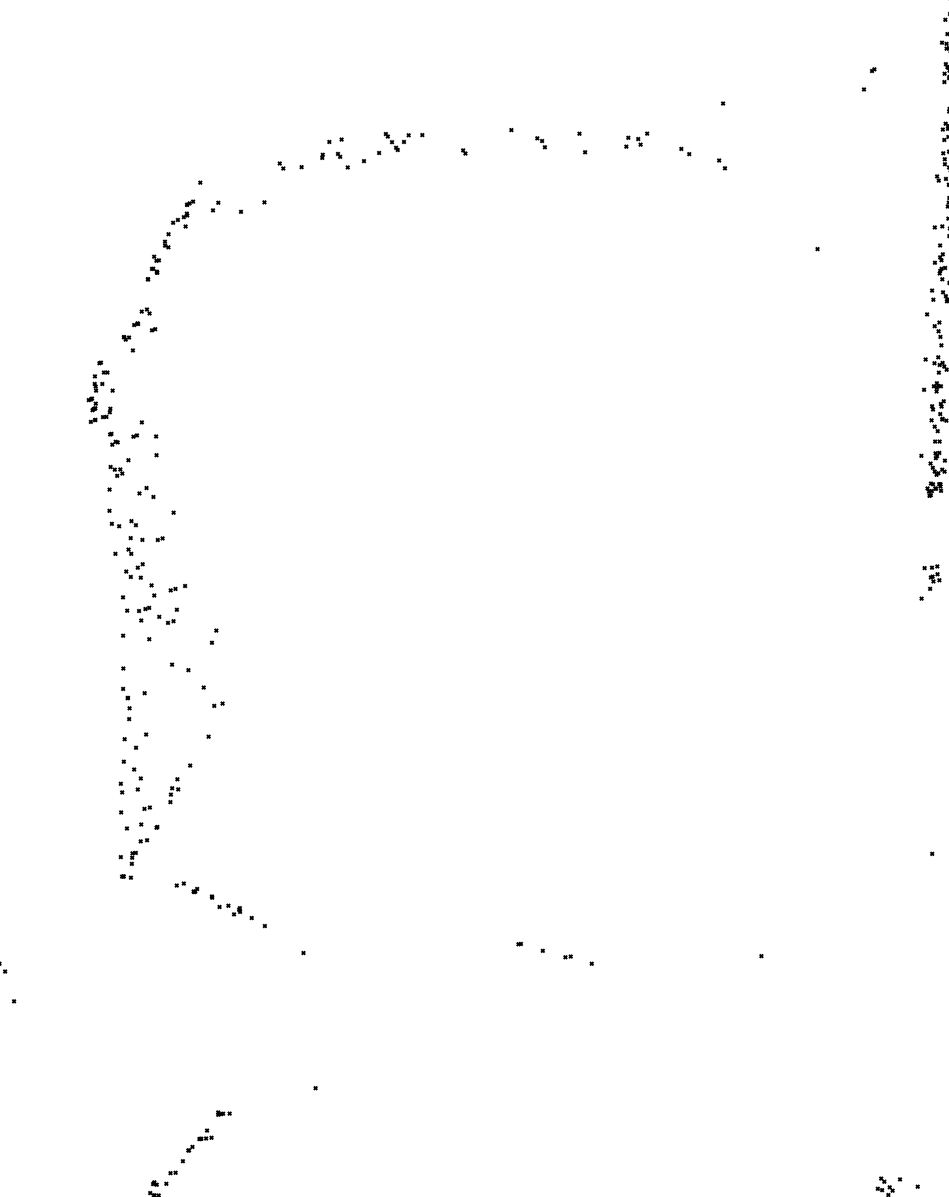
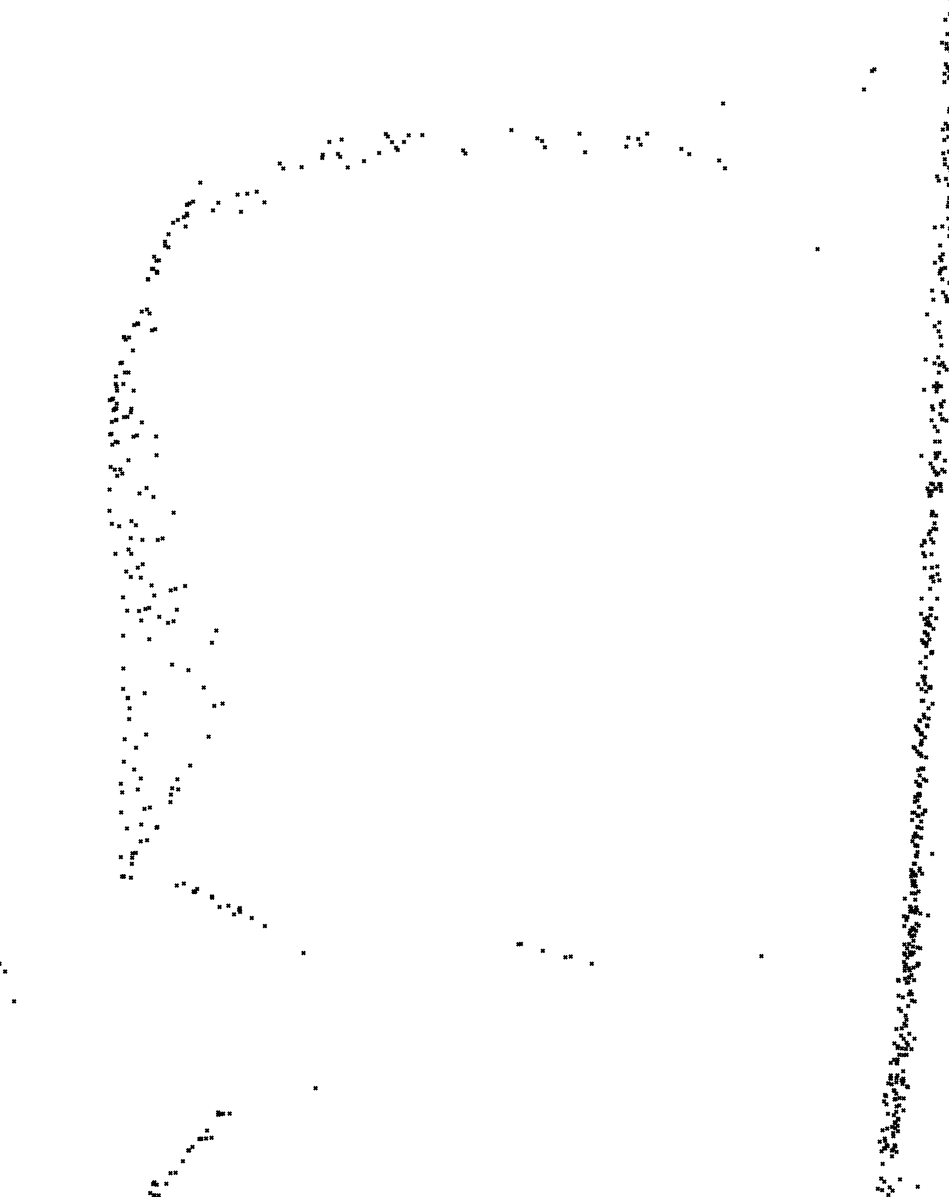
part: none -> present (246, 192)
part position: (100, 391) -> (121, 391) (121, 391)
part: none -> present (928, 533)
part: none -> present (908, 880)
